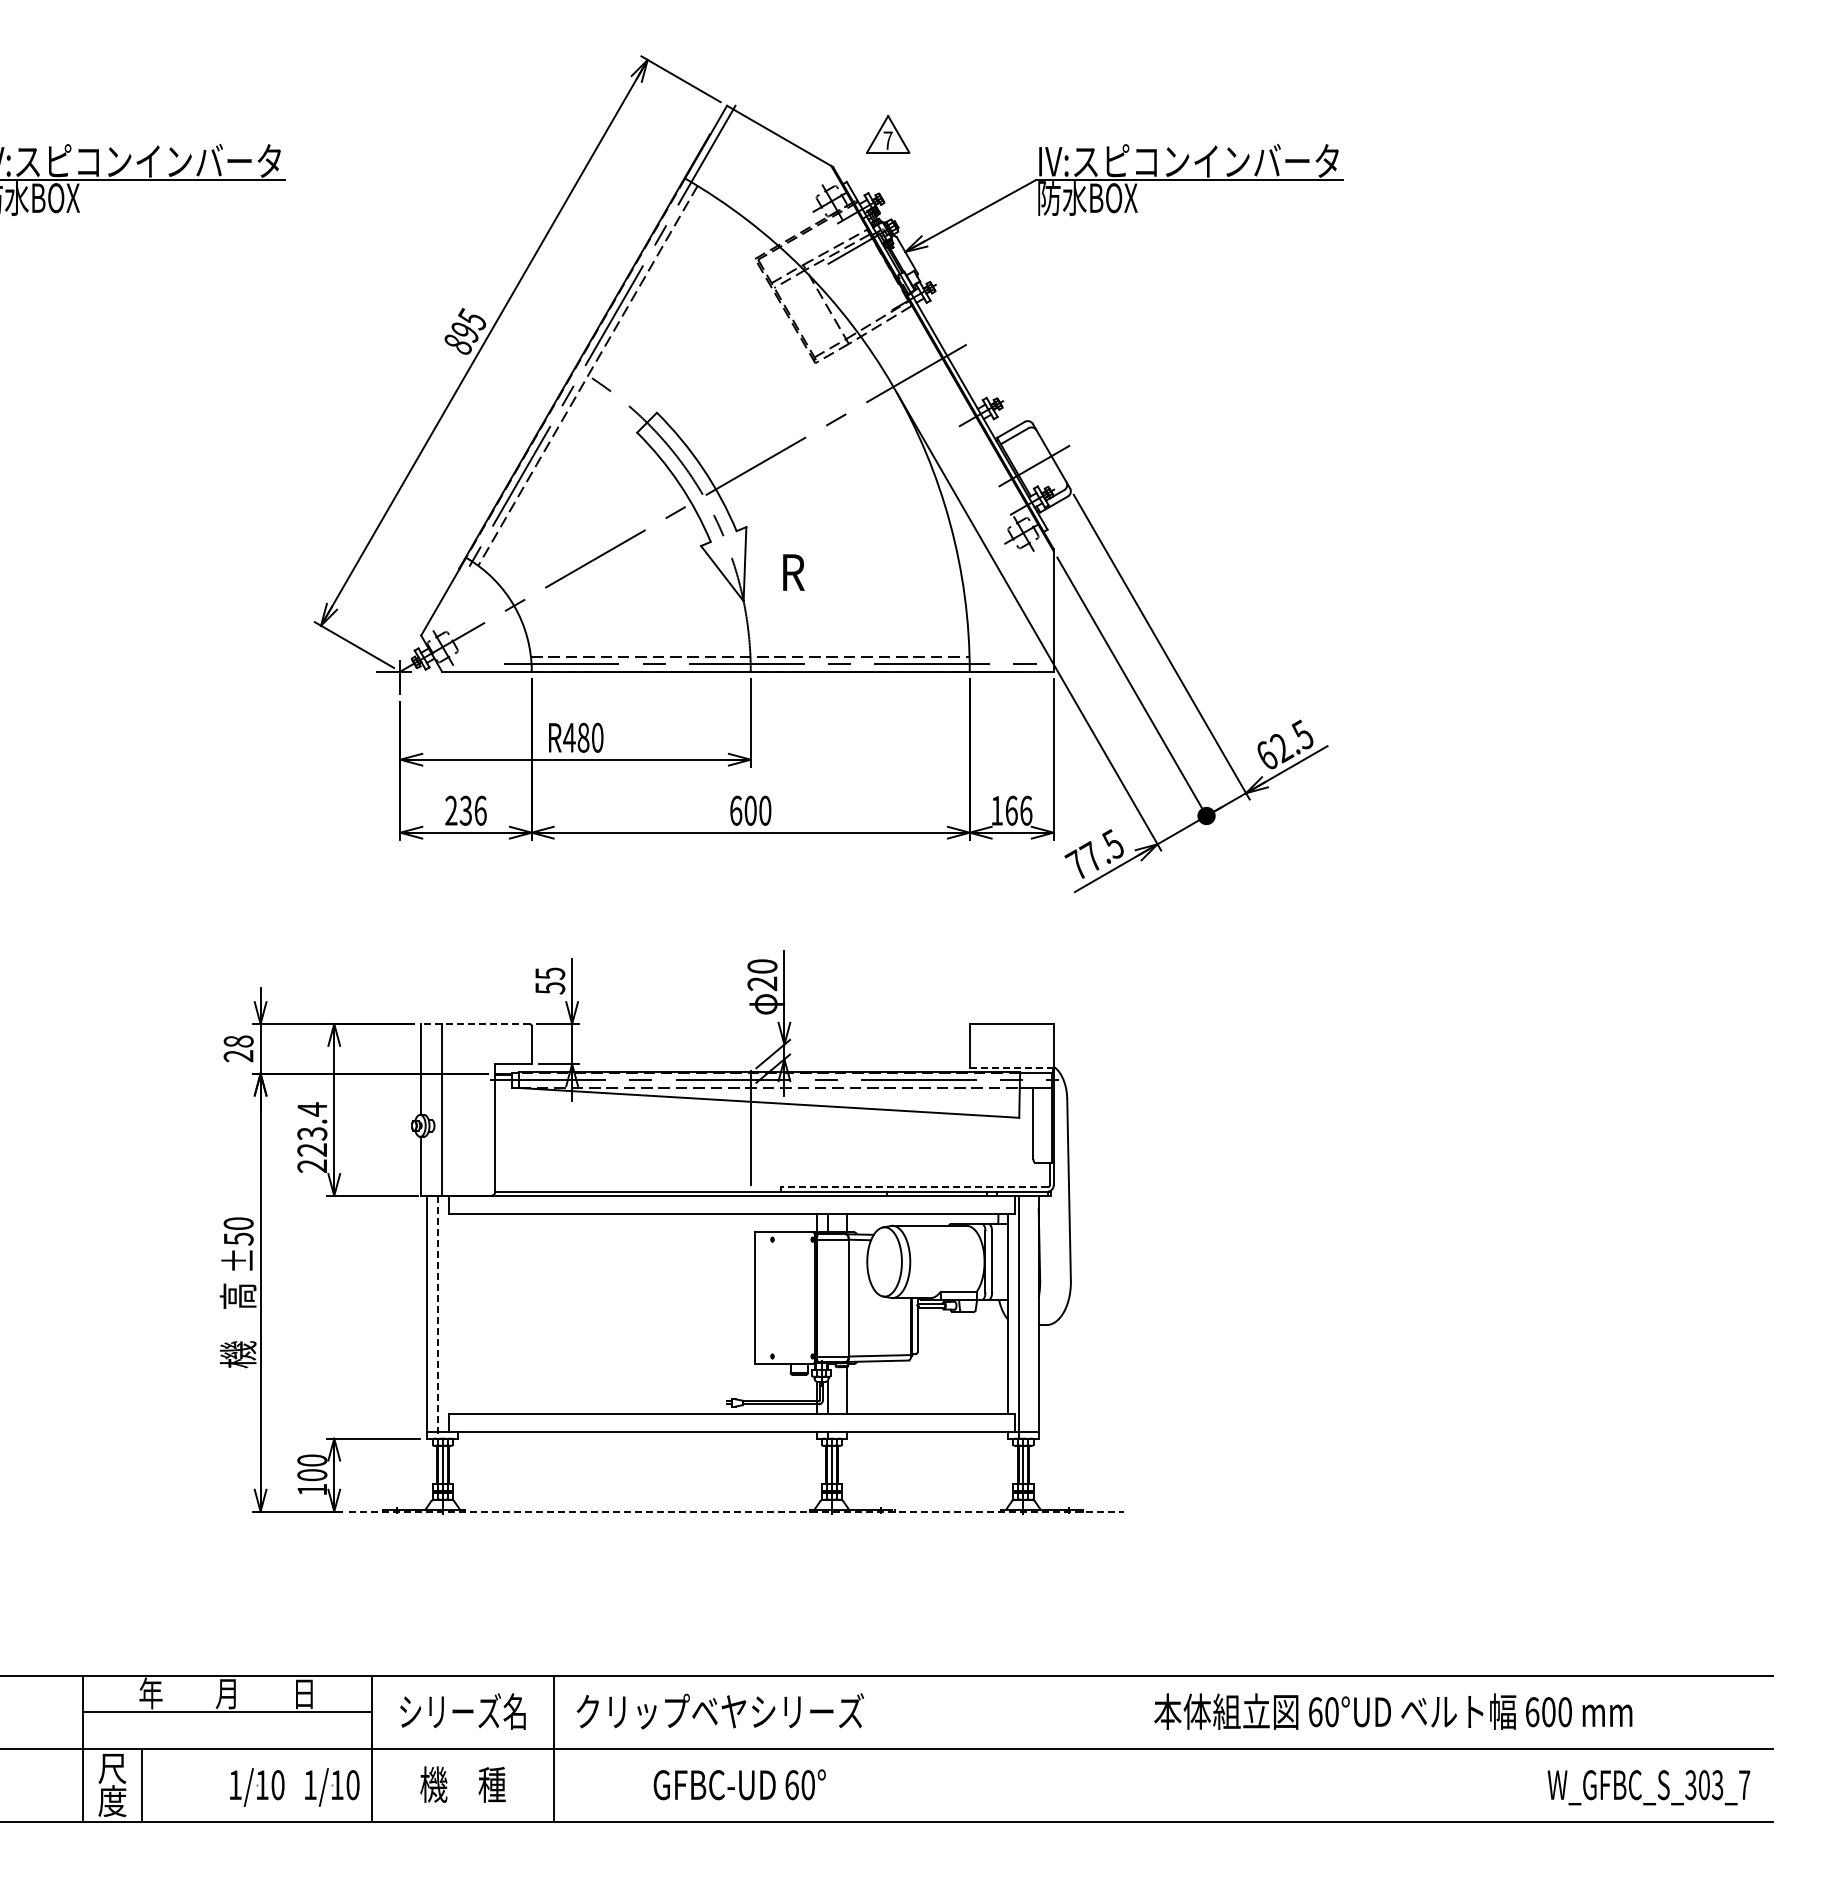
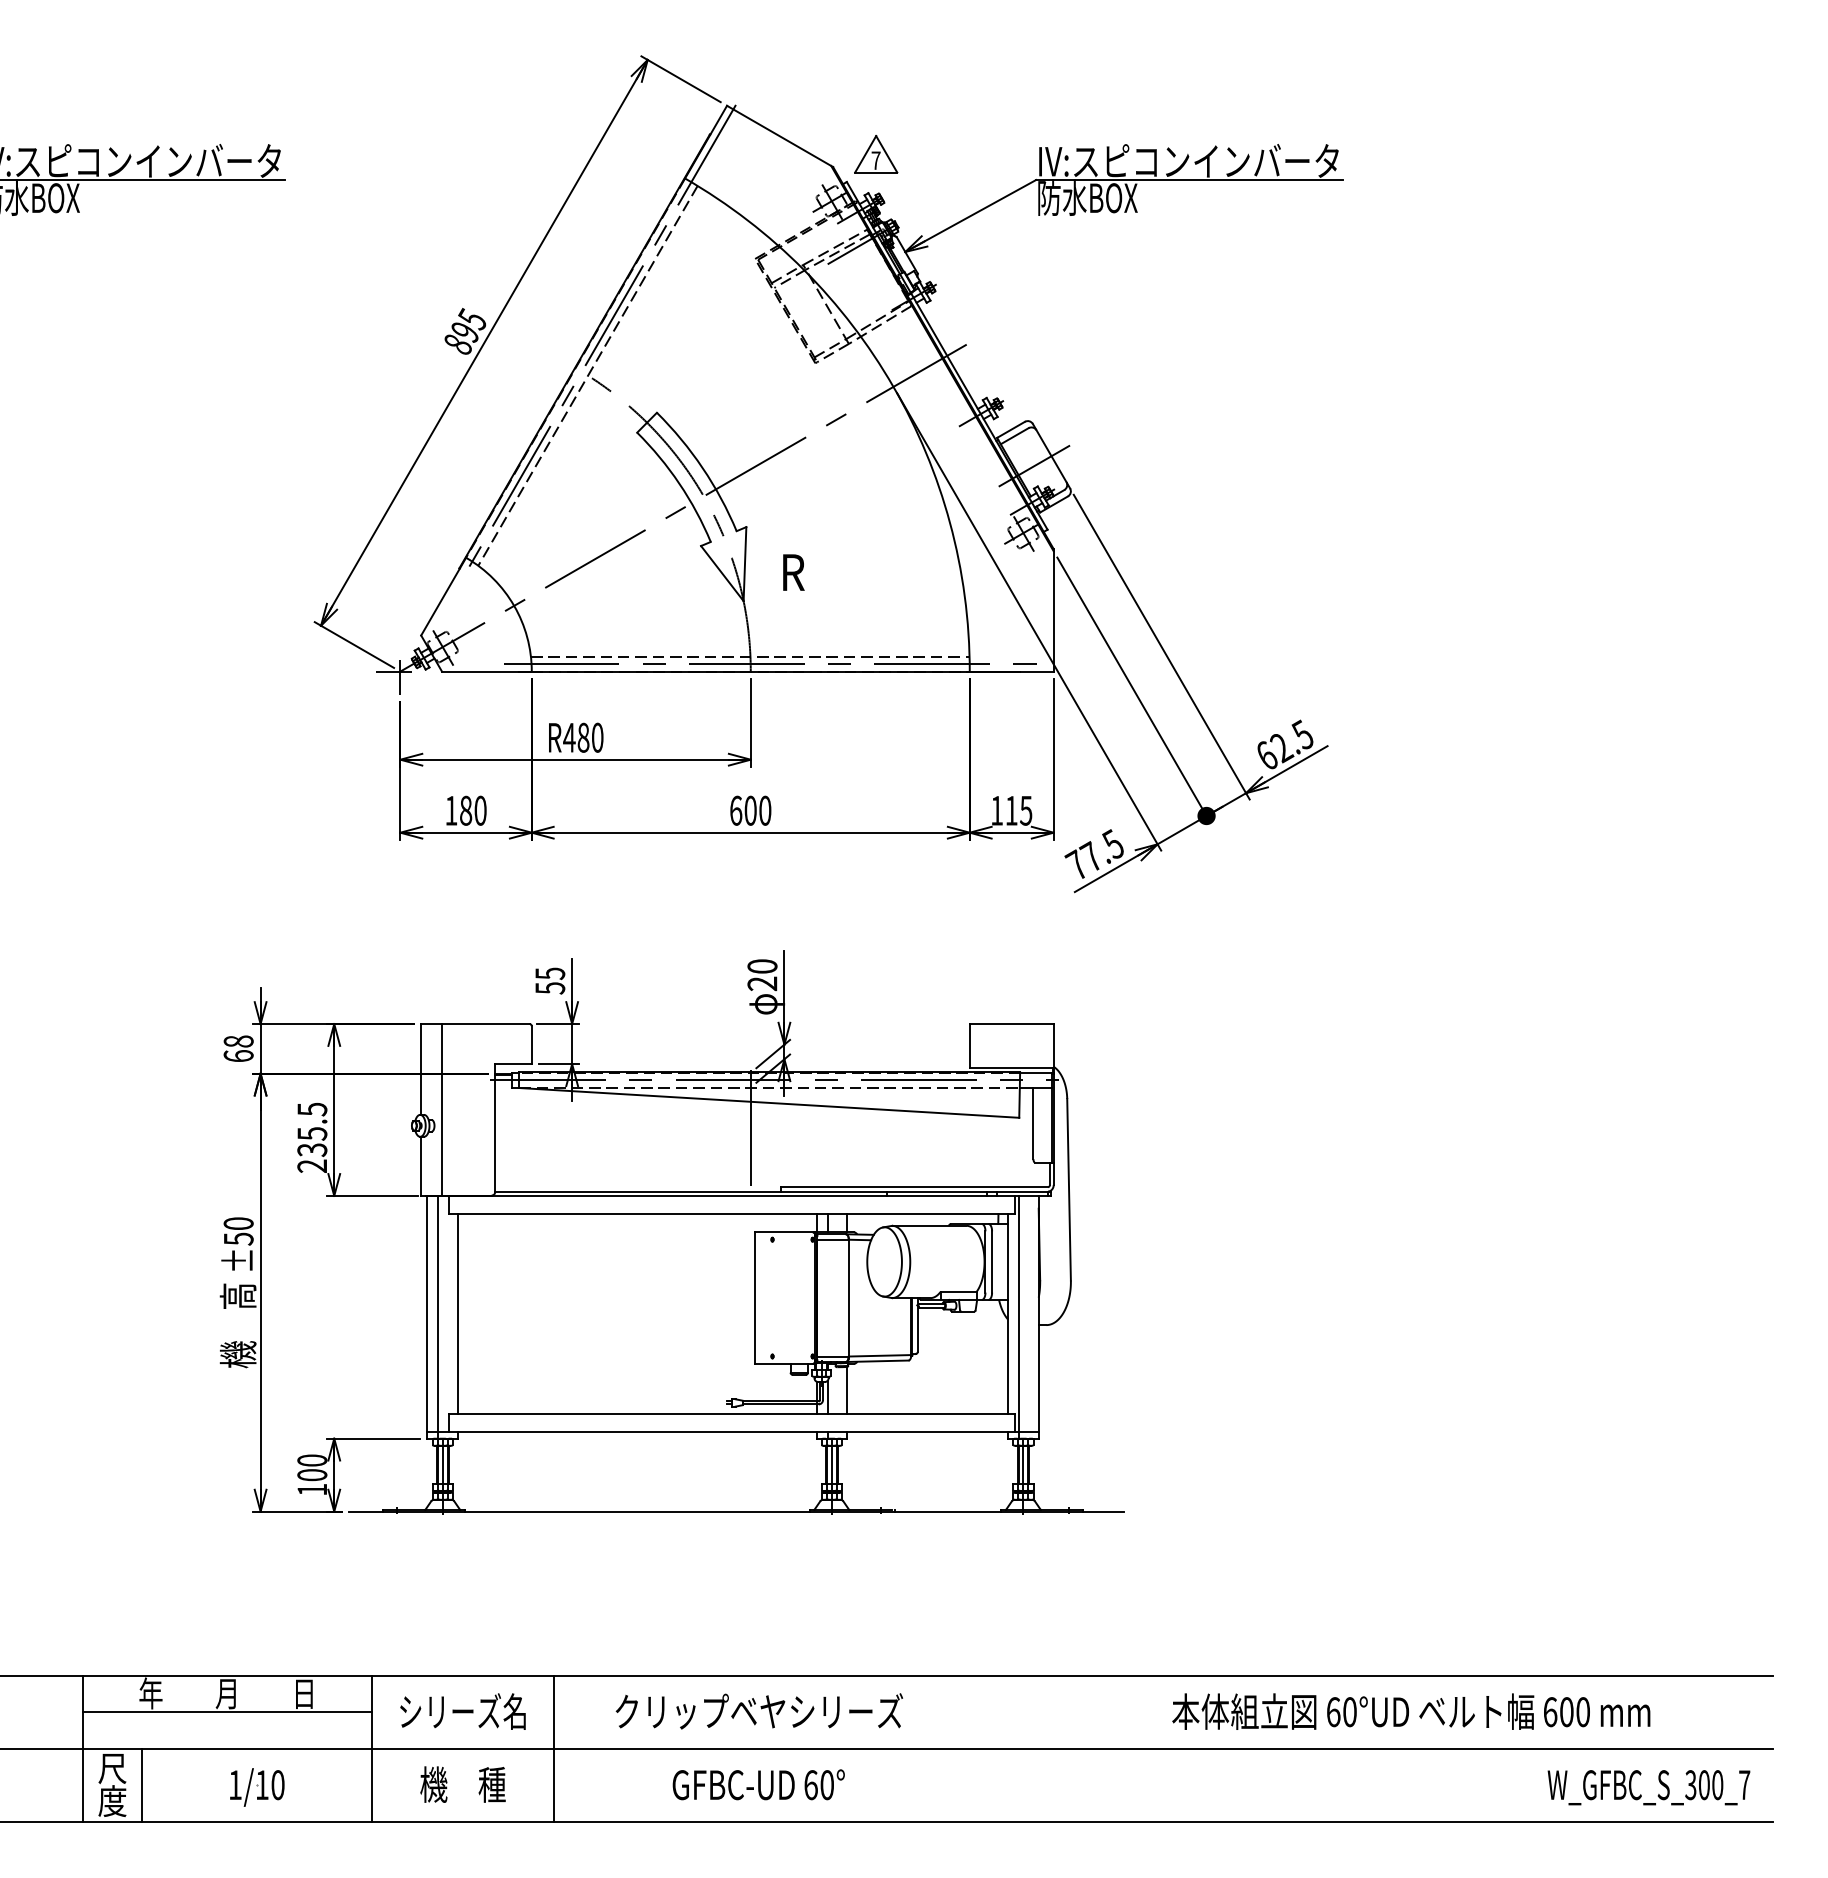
part position: (888, 134) -> (876, 154) (876, 154)
text: 236 -> 180 (465, 810)
text: 166 -> 115 (1019, 810)
line: dashed -> solid (474, 1024)
text: 28 -> 68 (238, 1056)
line: dashed -> solid (1011, 1067)
text: 223.4 -> 235.5 (312, 1129)
line: dashed -> solid (914, 1187)
line: none -> present (458, 1313)
line: dashed -> solid (438, 1317)
line: dashed -> solid (736, 1511)
text position: (720, 1711) -> (759, 1711) (759, 1711)
text position: (1393, 1711) -> (1411, 1711) (1411, 1711)
text position: (739, 1784) -> (758, 1784) (758, 1784)
text: W_GFBC_S_303_7 -> W_GFBC_S_300_7 (1717, 1785)
part: present -> none (332, 1787)
